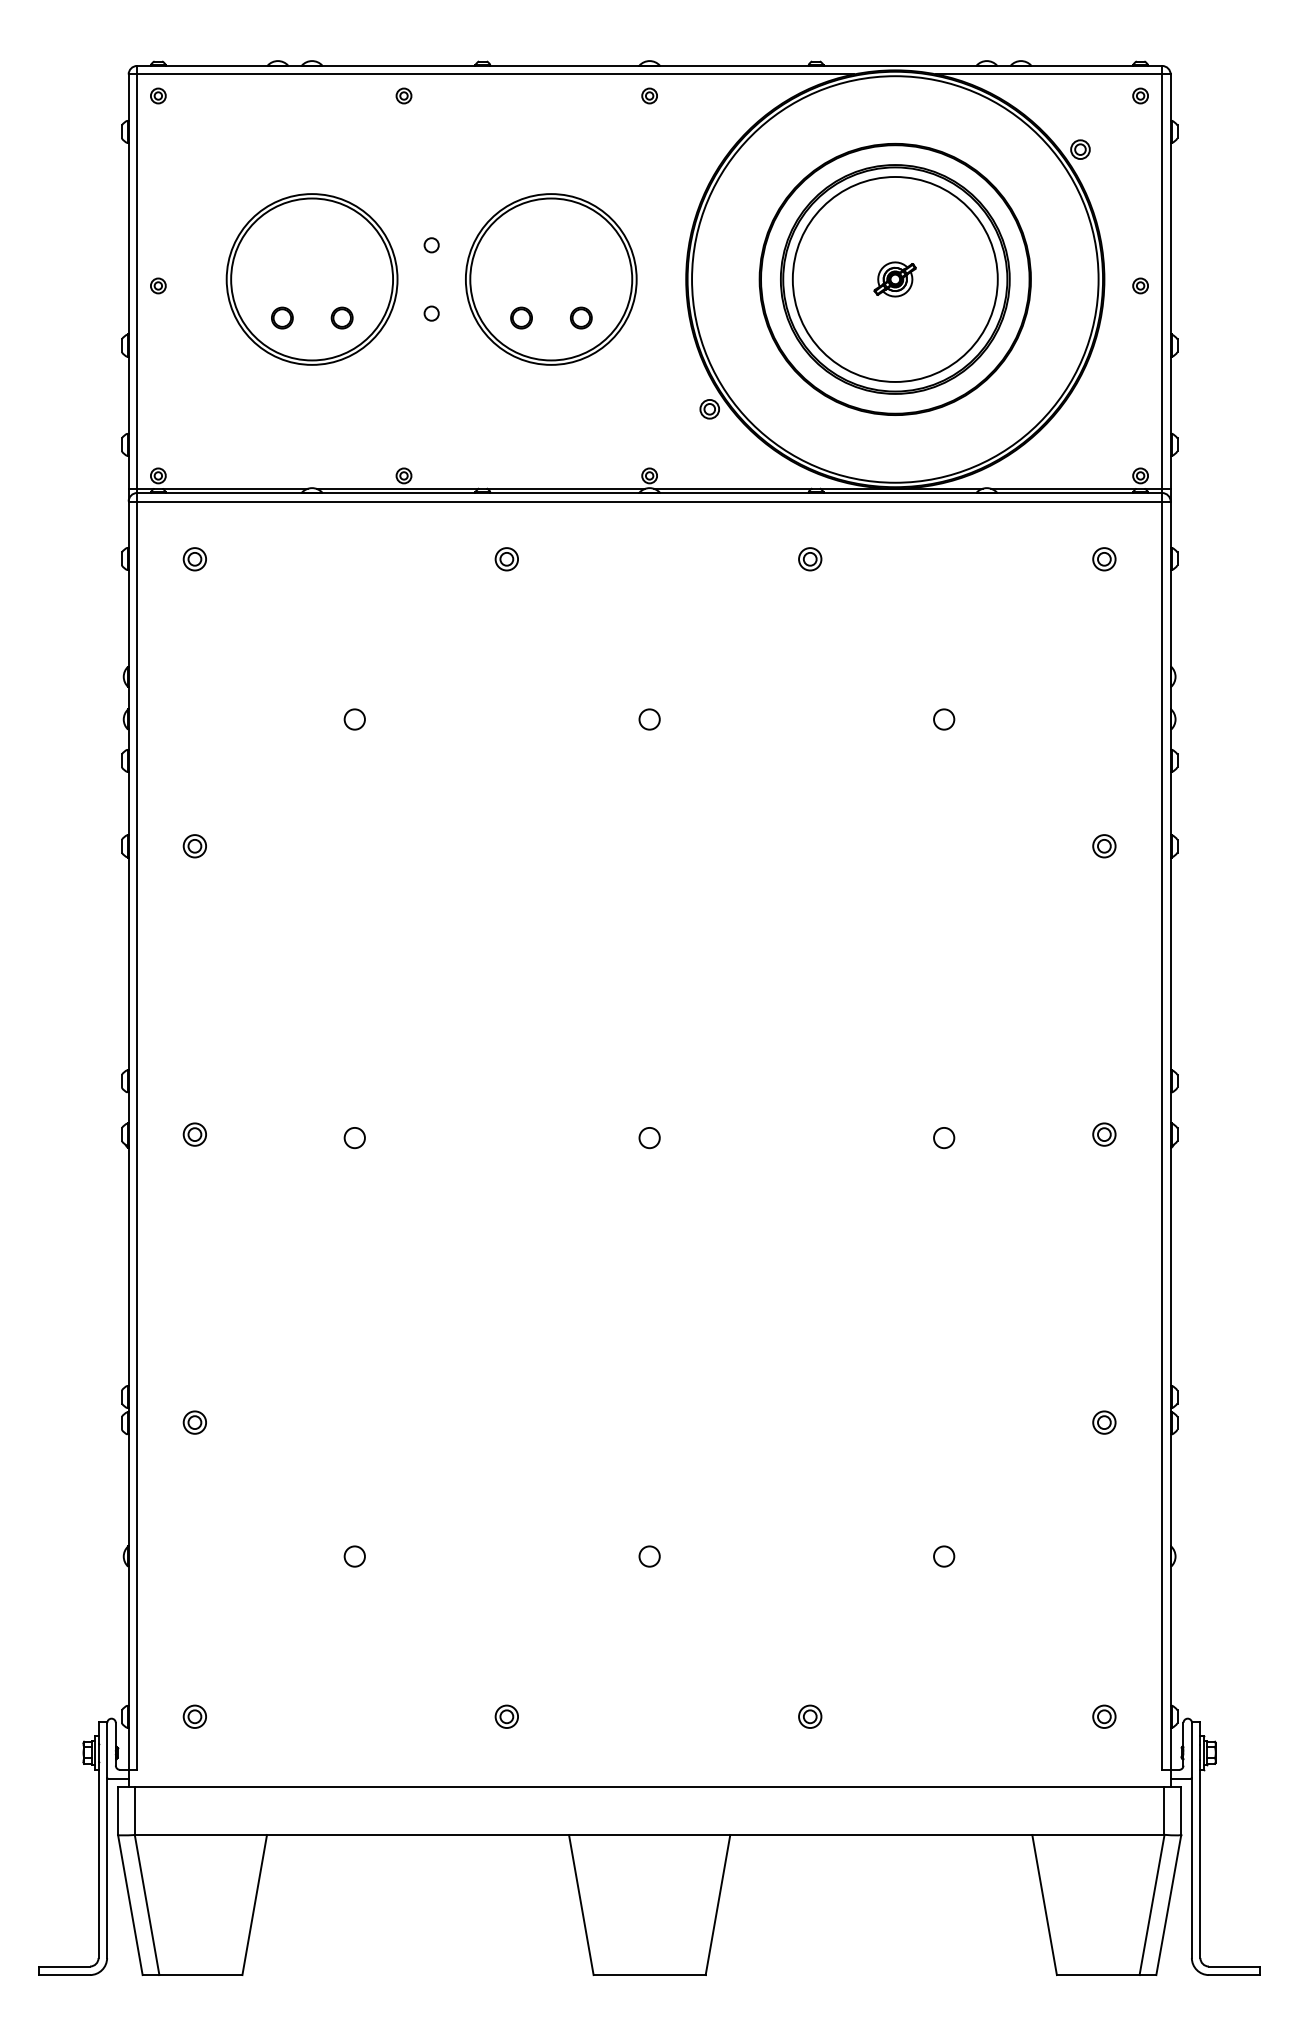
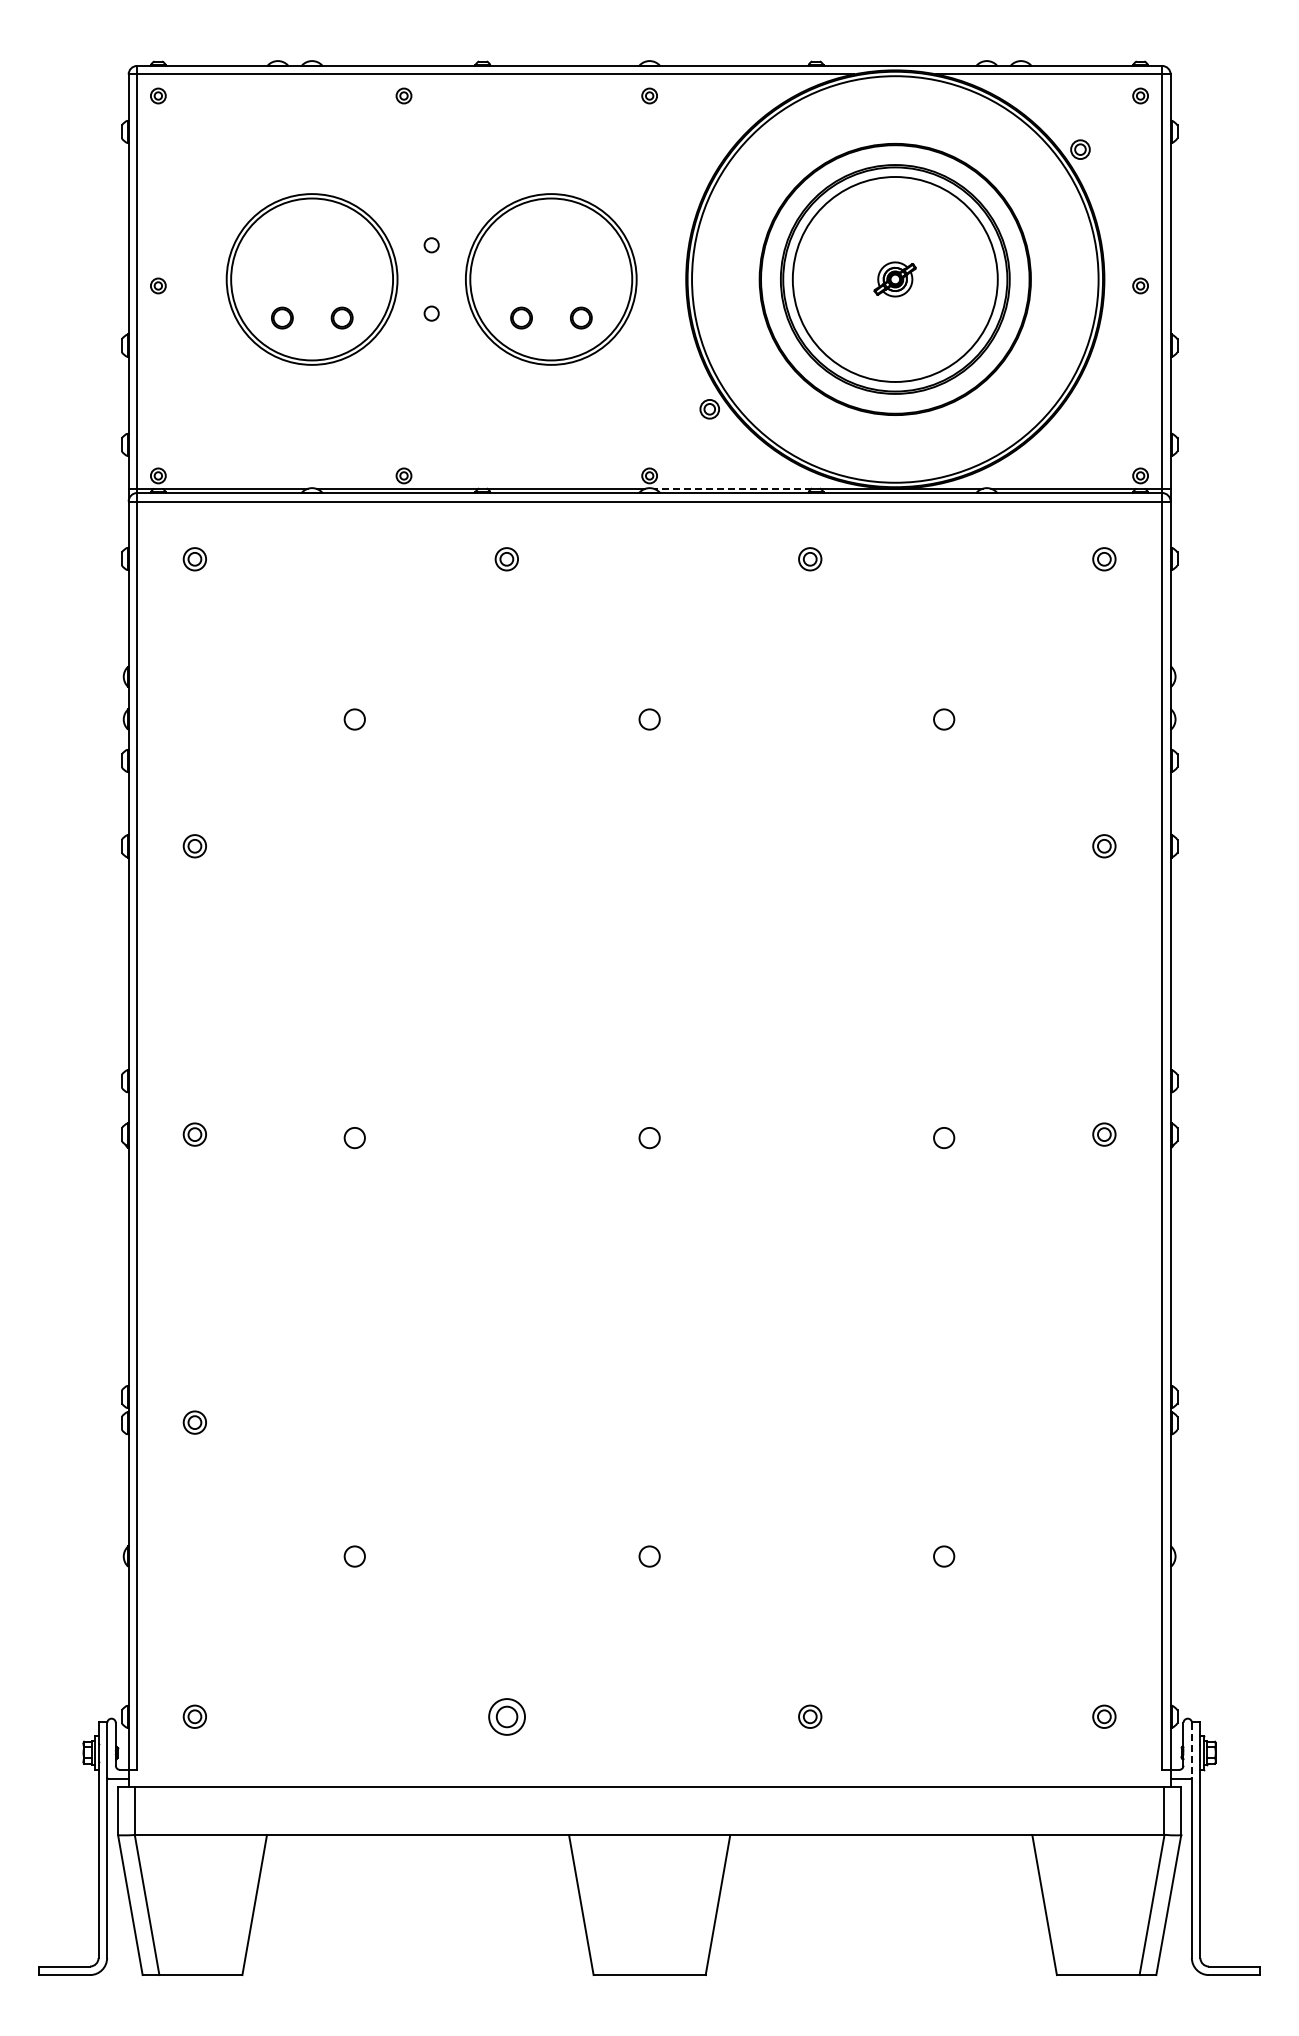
line: solid -> dashed (732, 488)
part: present -> none (1104, 1422)
part size: 25x25 px -> 38x38 px (506, 1716)
line: solid -> dashed (1191, 1750)
